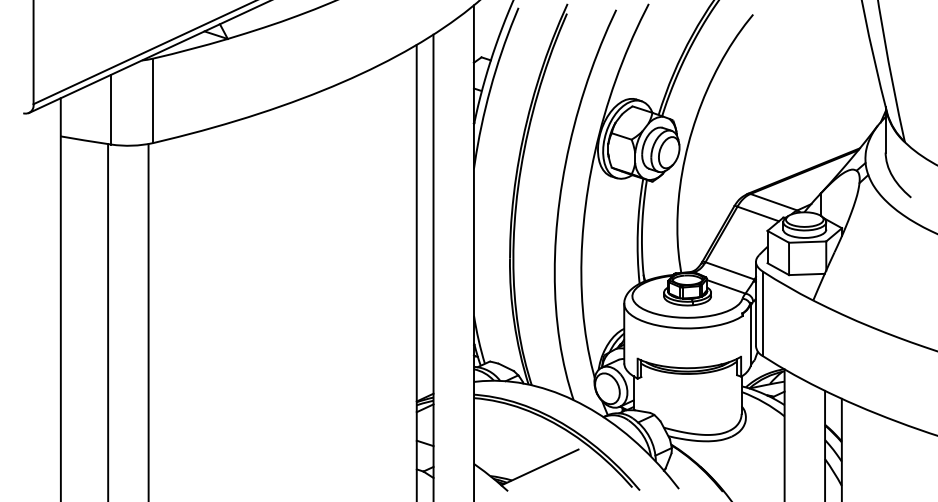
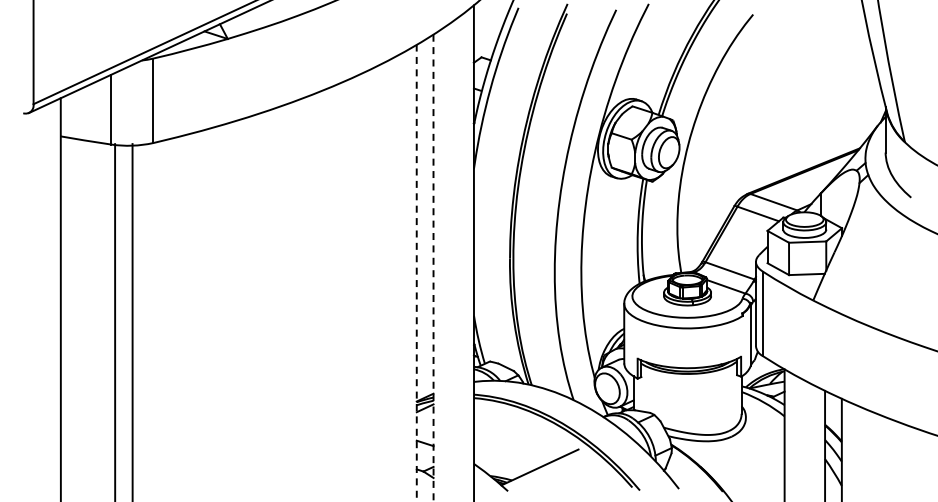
line: solid -> dashed (433, 268)
line: solid -> dashed (416, 272)
line position: (108, 321) -> (115, 321) (115, 321)
line position: (148, 321) -> (132, 321) (132, 321)
